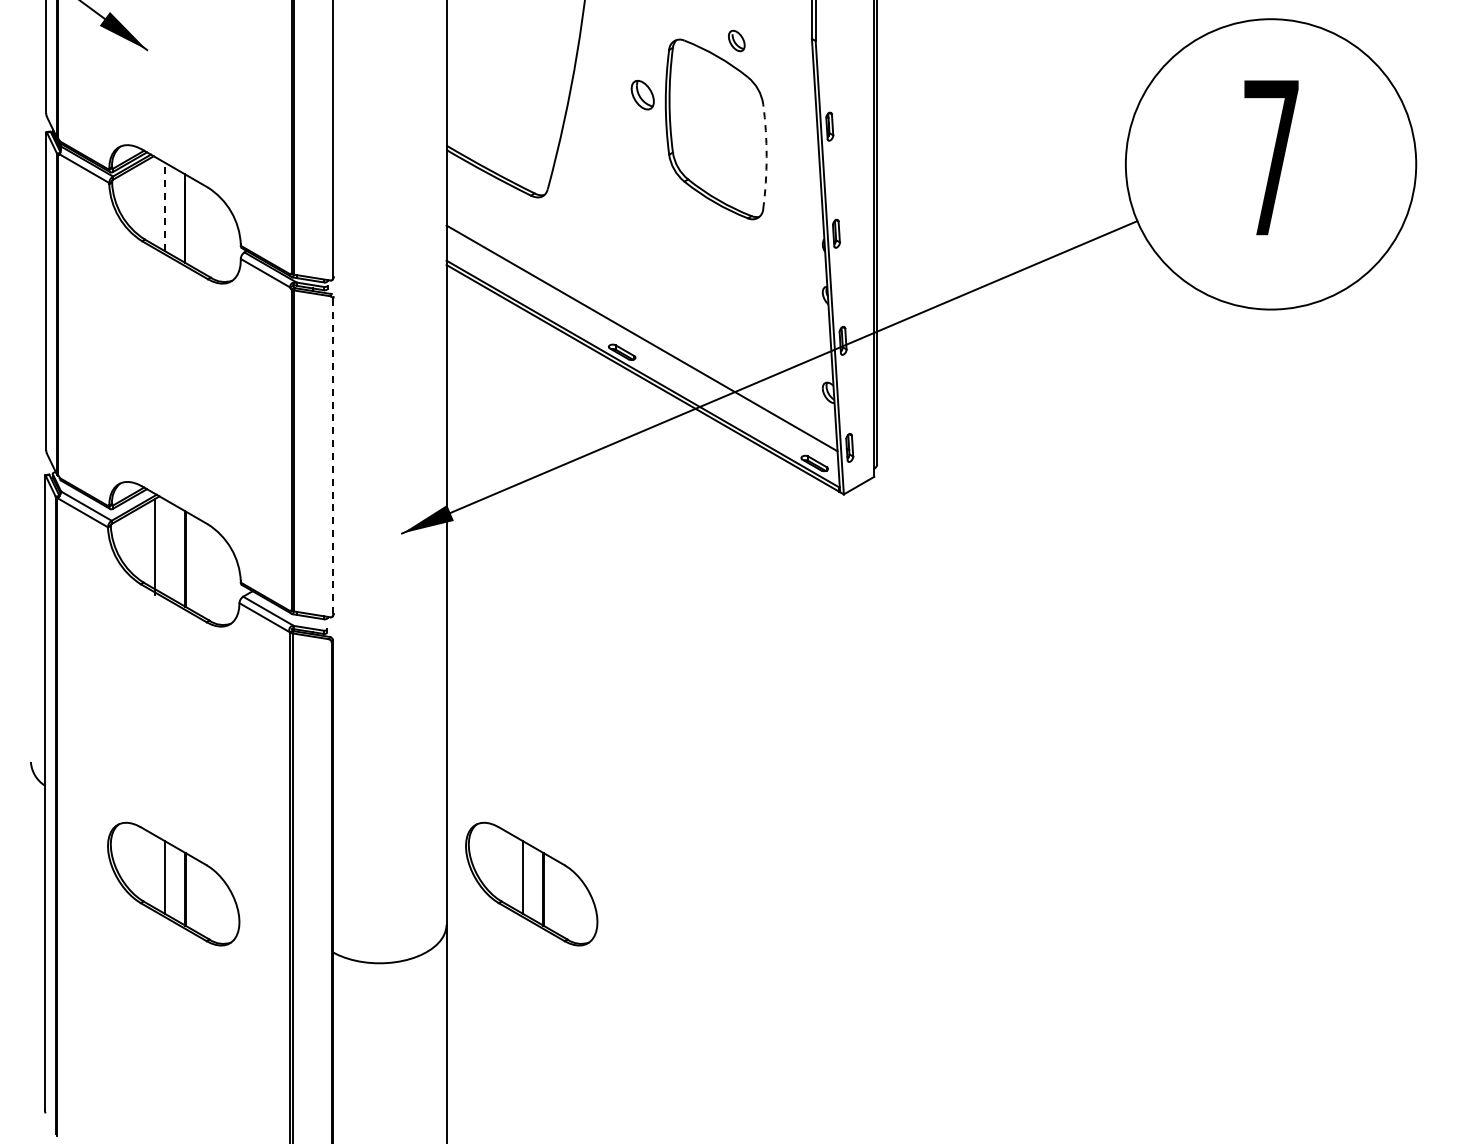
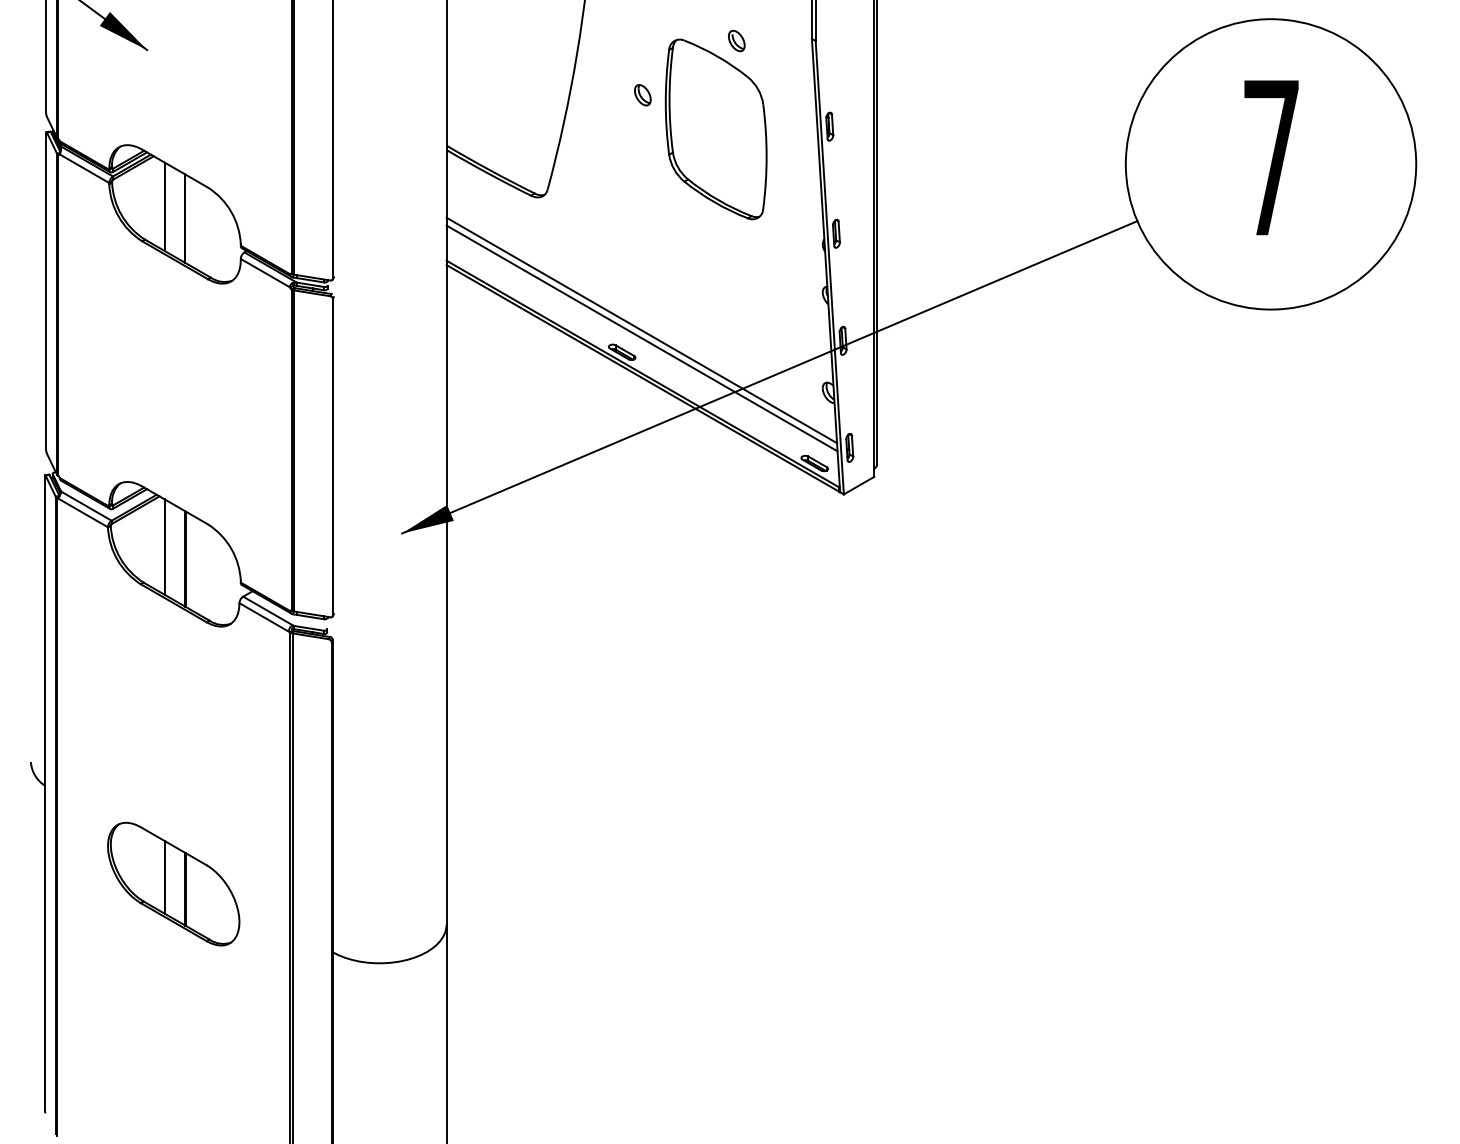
part size: 25x32 px -> 18x23 px (642, 95)
arc: dashed -> solid (766, 156)
line: dashed -> solid (164, 206)
line: none -> present (641, 330)
line: dashed -> solid (332, 457)
line position: (154, 546) -> (164, 546) (164, 546)
part: present -> none (531, 883)
